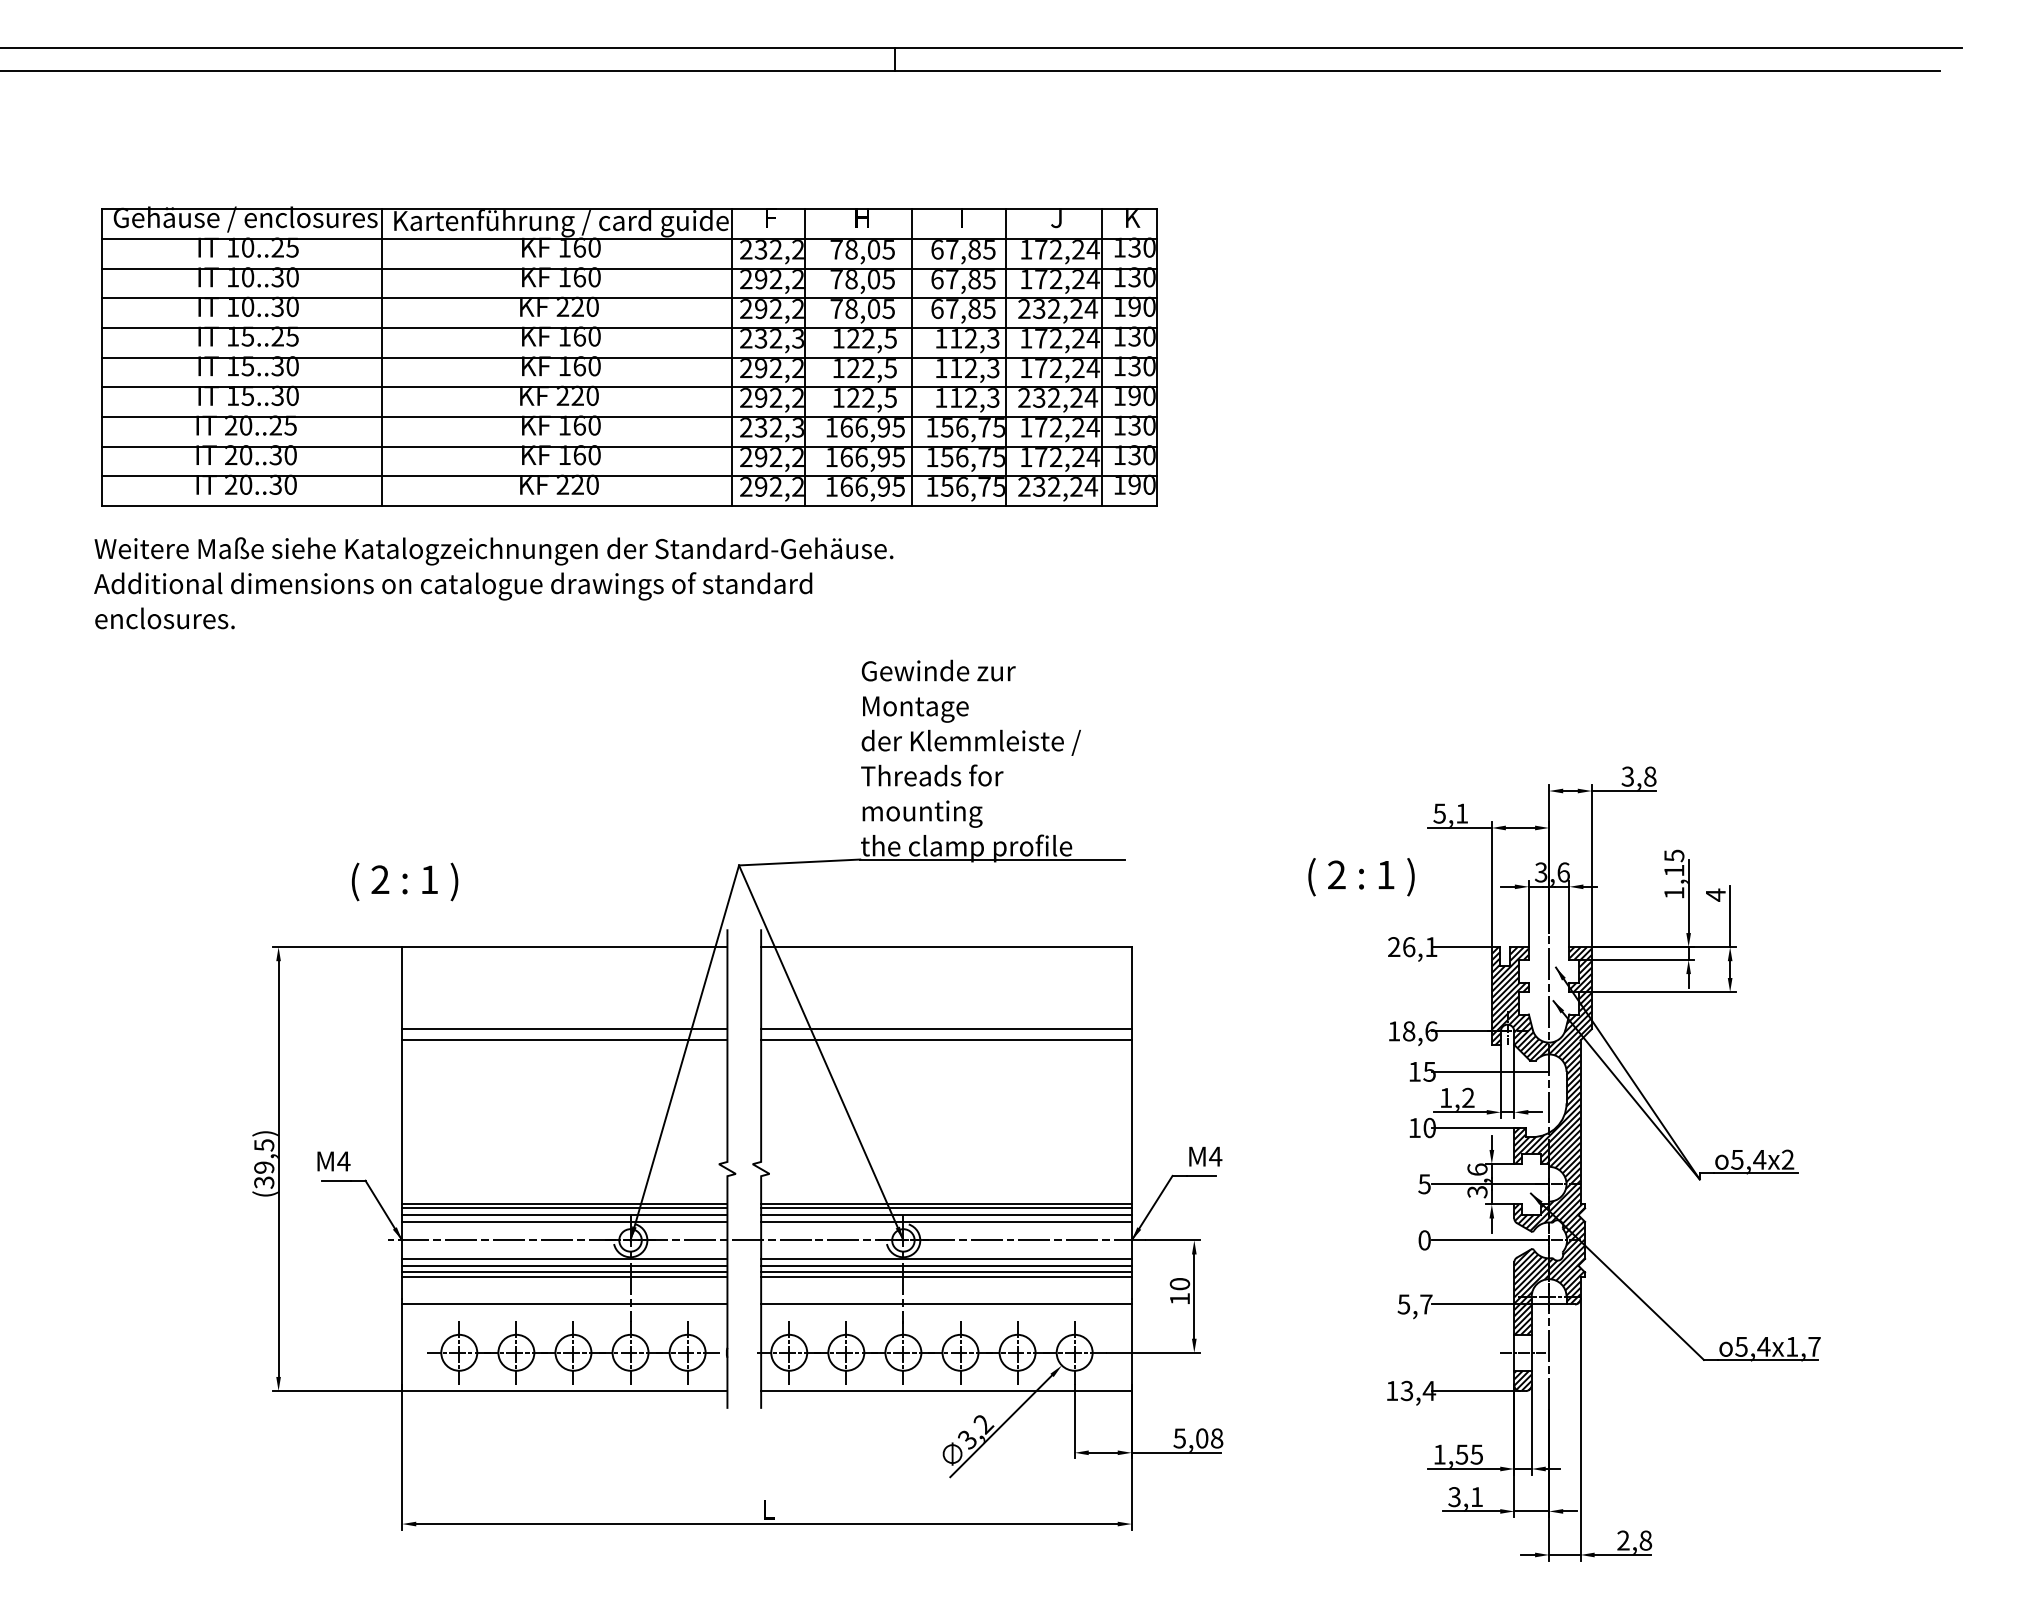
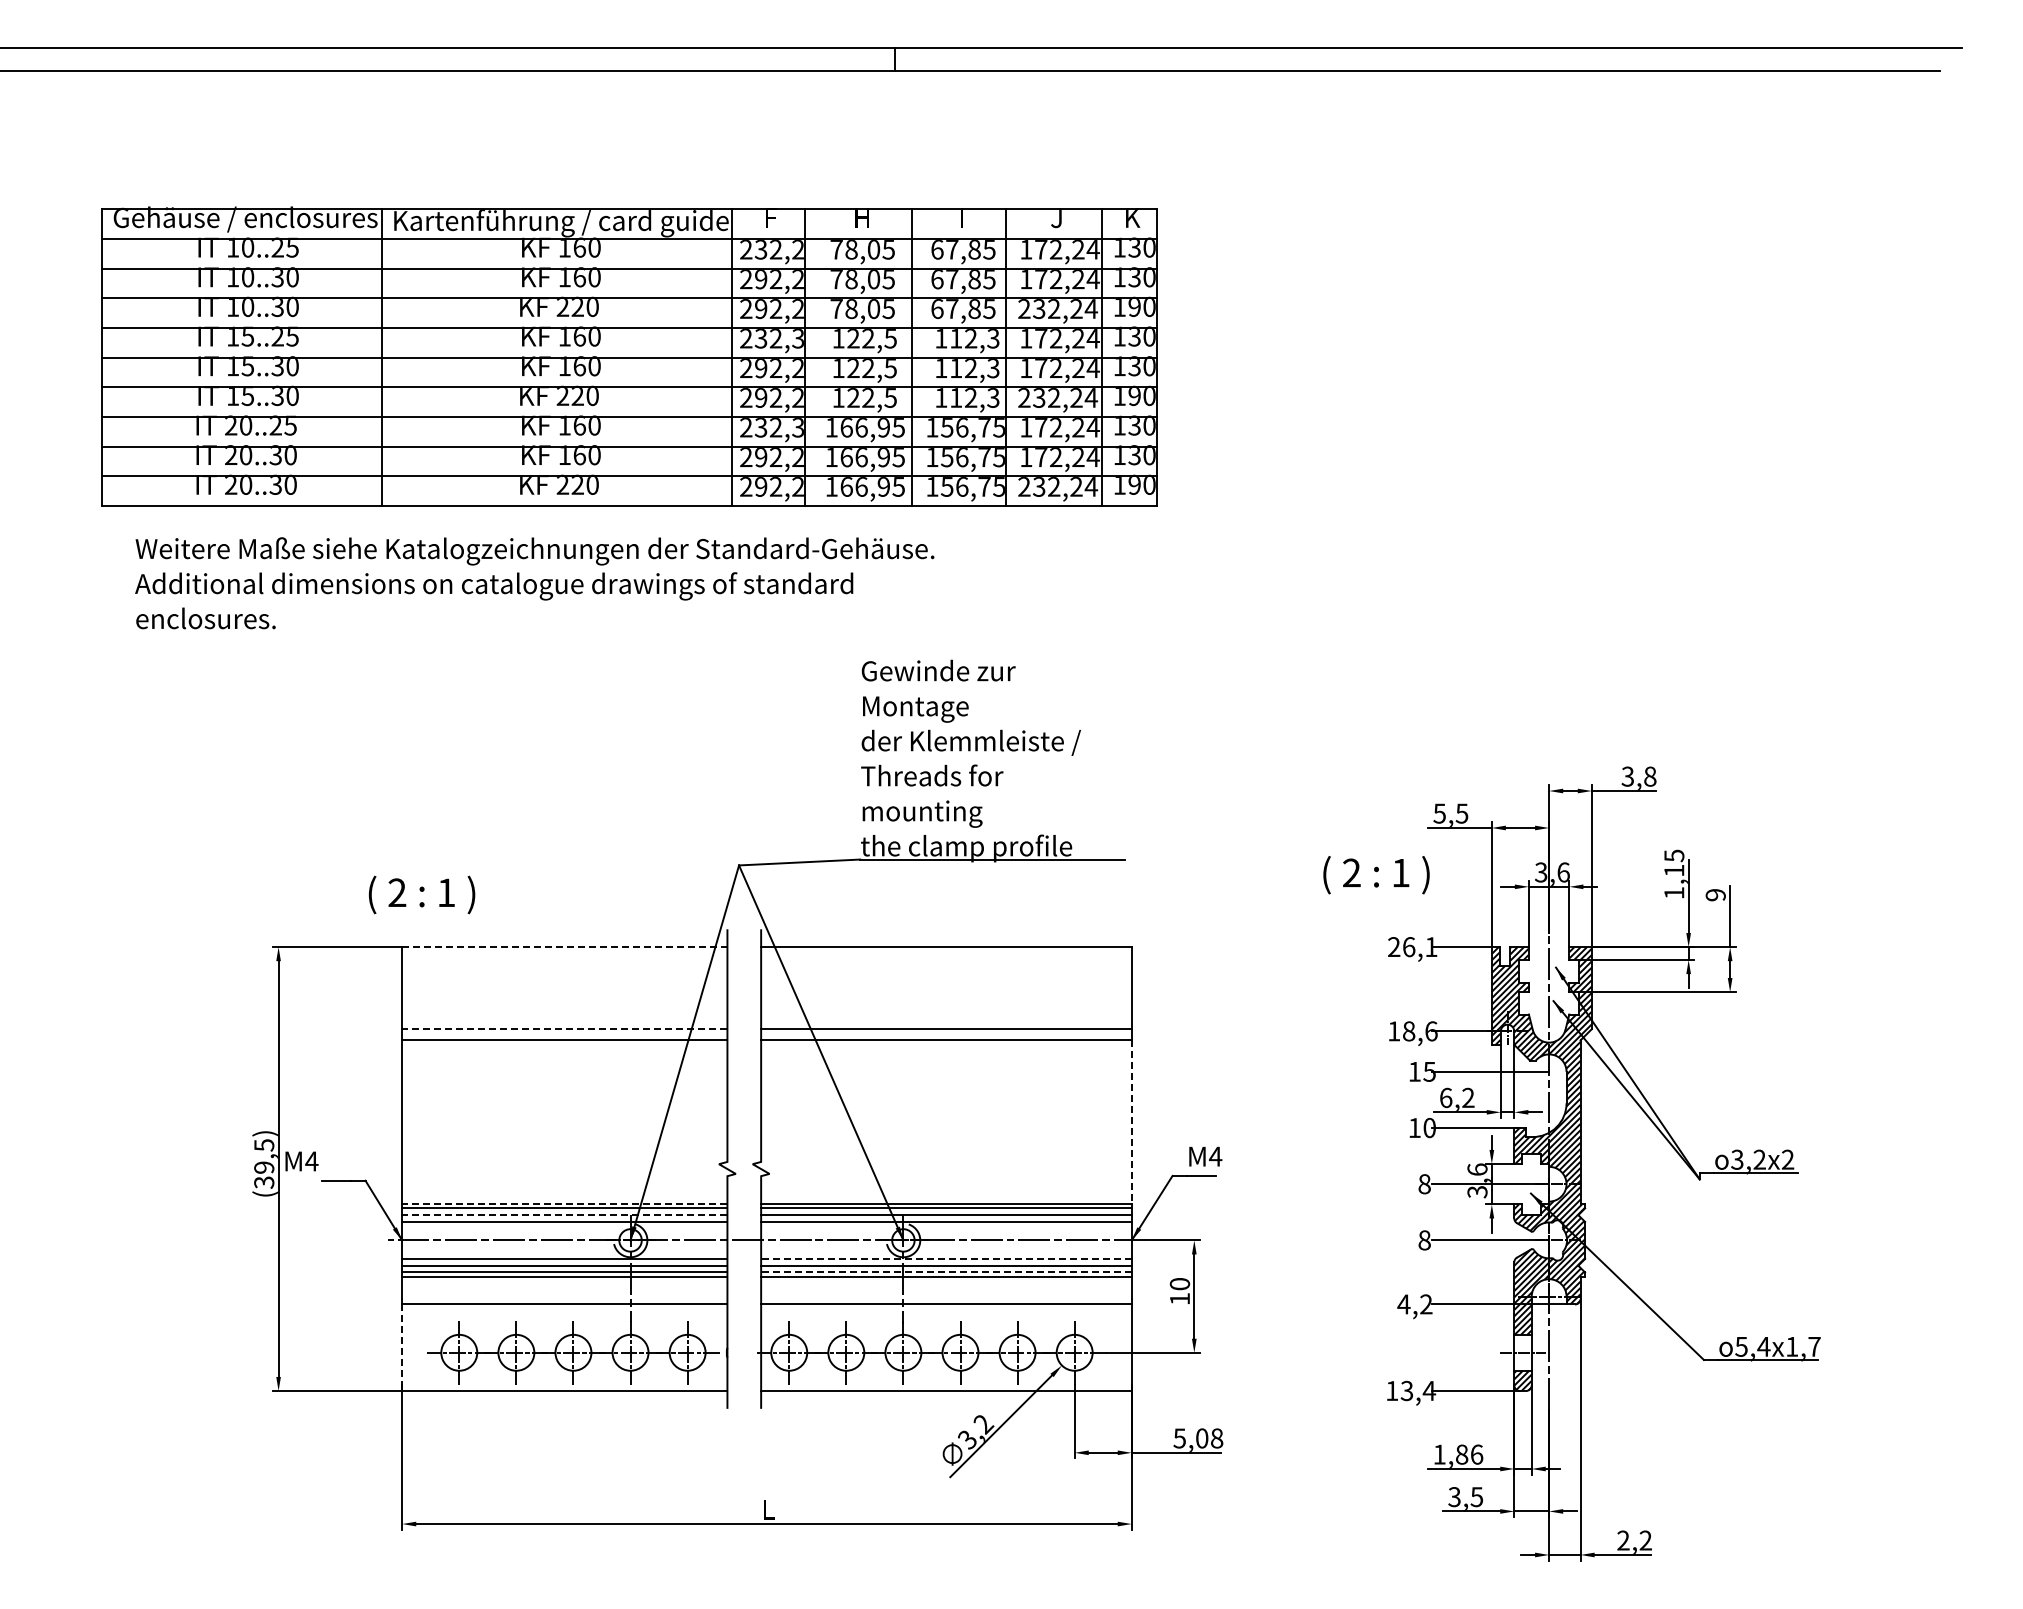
text position: (493, 583) -> (534, 583) (534, 583)
text: 5,1 -> 5,5 (1461, 813)
text position: (1361, 877) -> (1376, 875) (1376, 875)
text position: (405, 881) -> (422, 894) (422, 894)
text: 4 -> 9 (1715, 894)
line: solid -> dashed (564, 947)
line: solid -> dashed (564, 1029)
text: 1,2 -> 6,2 (1446, 1097)
line: solid -> dashed (1131, 1122)
text: 5,4x2 -> 3,2x2 (1749, 1159)
text position: (333, 1161) -> (301, 1161) (301, 1161)
text: 5 -> 8 (1424, 1184)
line: solid -> dashed (564, 1203)
line: solid -> dashed (564, 1215)
text: 0 -> 8 (1424, 1240)
line: solid -> dashed (945, 1258)
line: solid -> dashed (945, 1272)
text: 5,7 -> 4,2 (1414, 1304)
line: solid -> dashed (402, 1345)
text: 1,55 -> 1,86 (1469, 1454)
text: 3,1 -> 3,5 (1476, 1497)
text: 2,8 -> 2,2 (1645, 1540)
